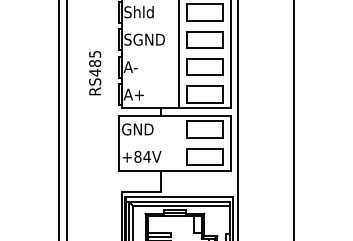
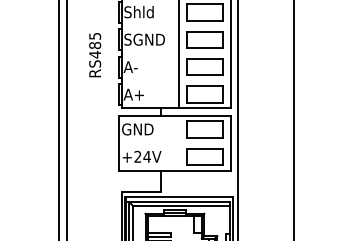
text position: (95, 73) -> (95, 55) (95, 55)
text: +84V -> +24V (137, 156)
